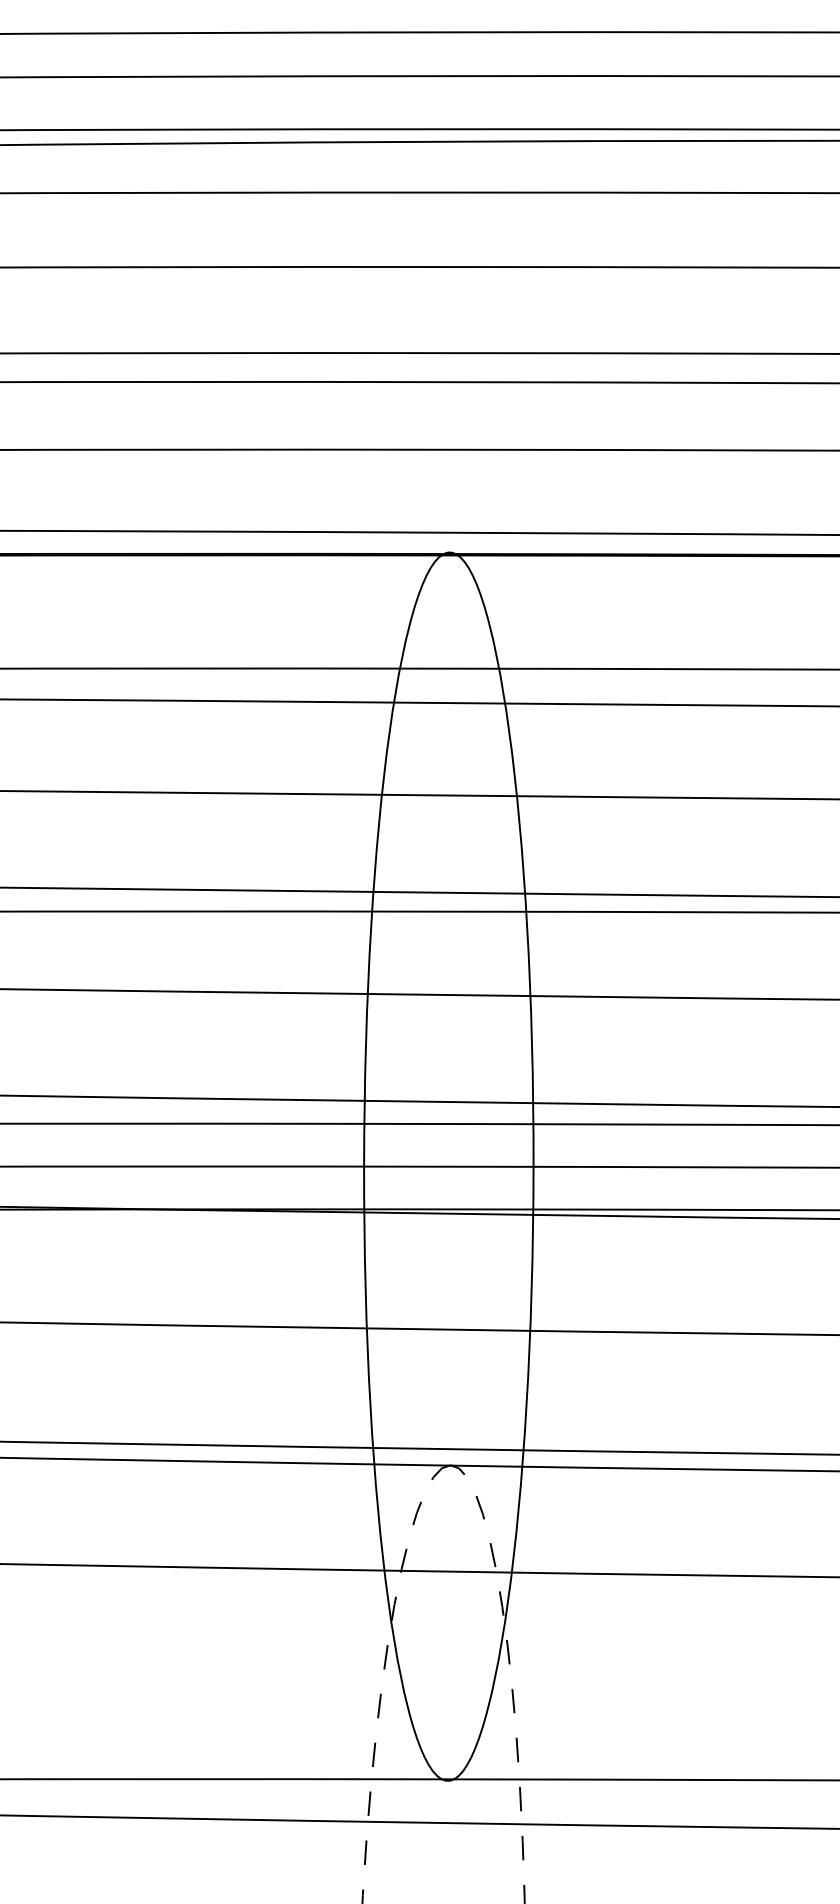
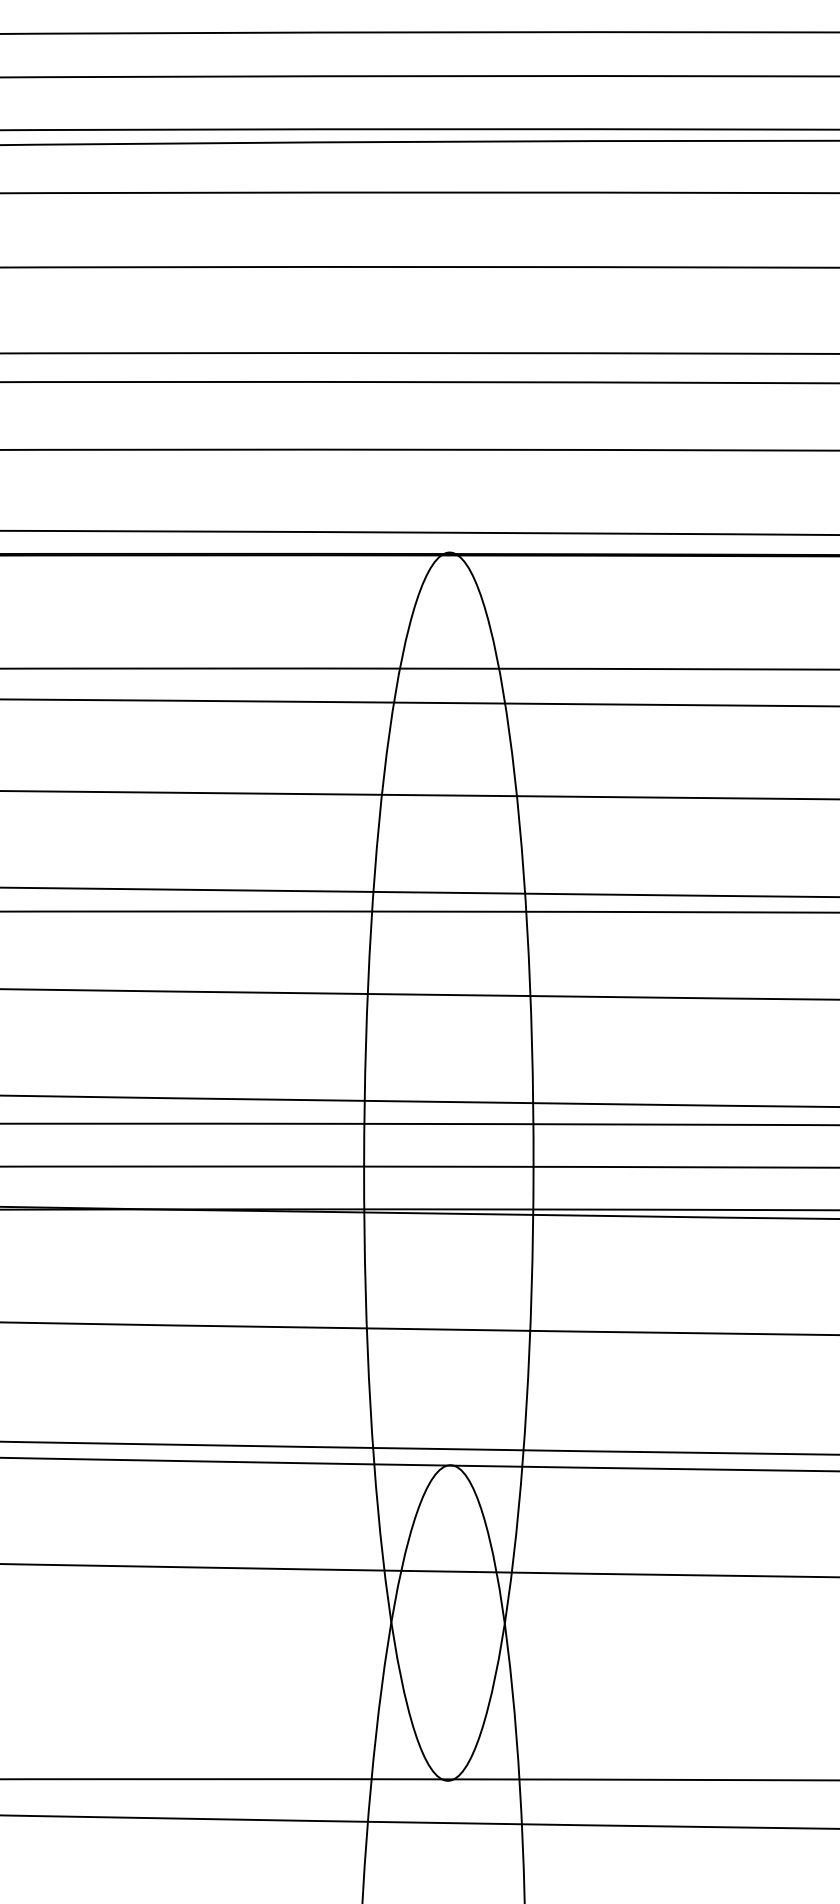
circle: dashed -> solid (443, 1684)
